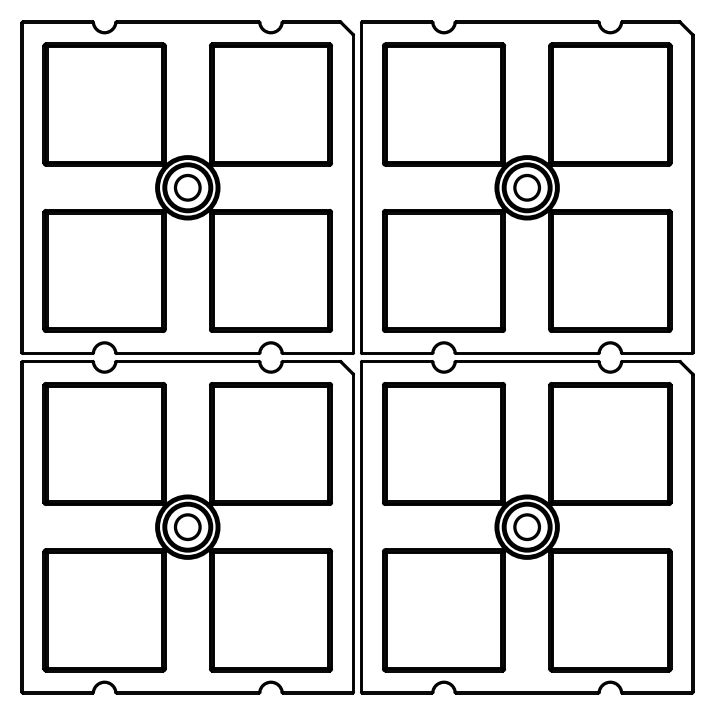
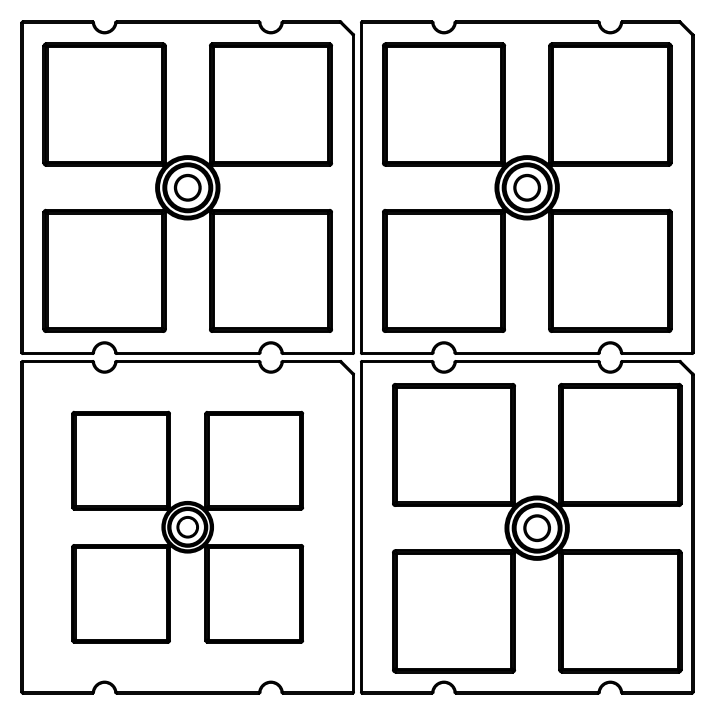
part position: (527, 526) -> (537, 527) (537, 527)
part size: 291x291 px -> 234x234 px (187, 526)
